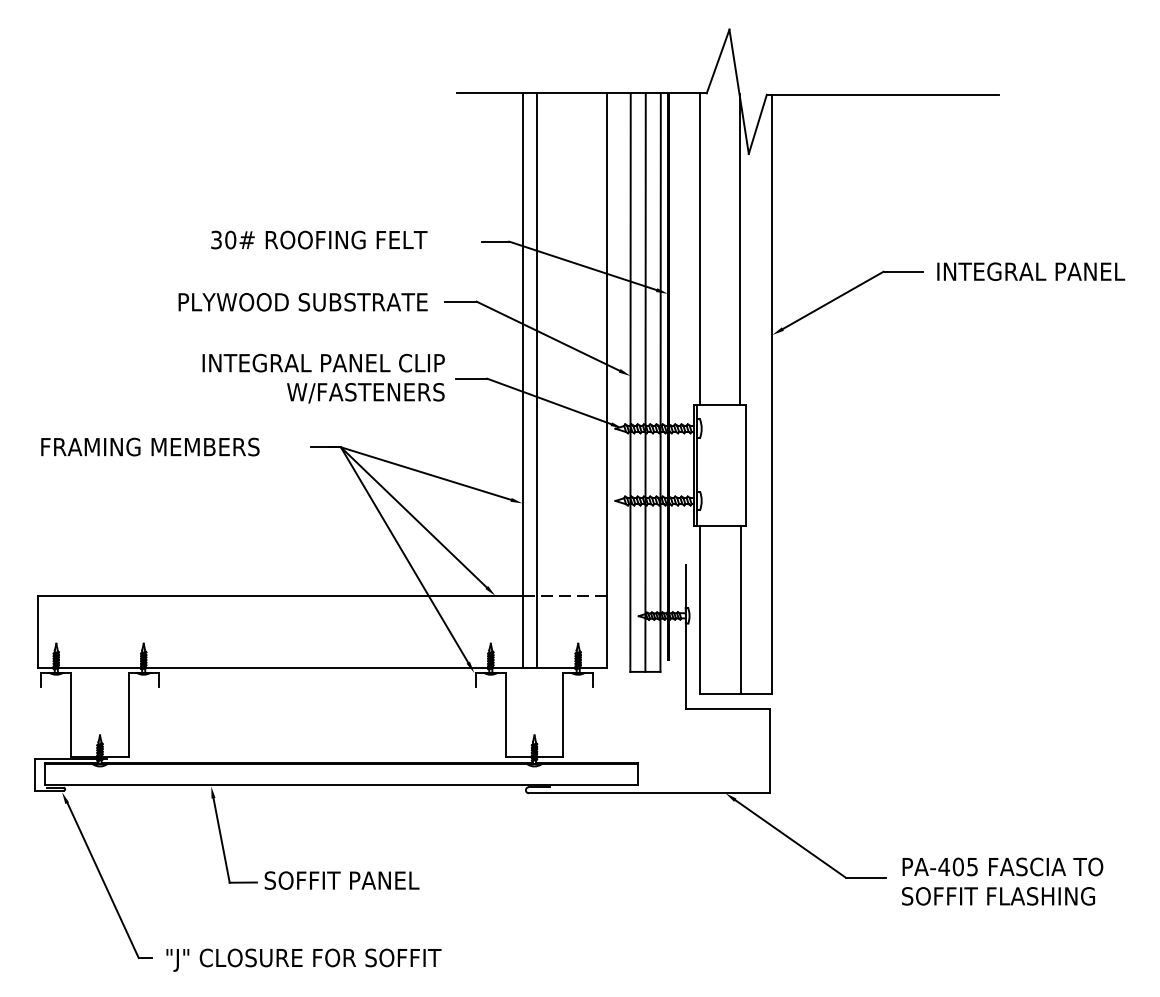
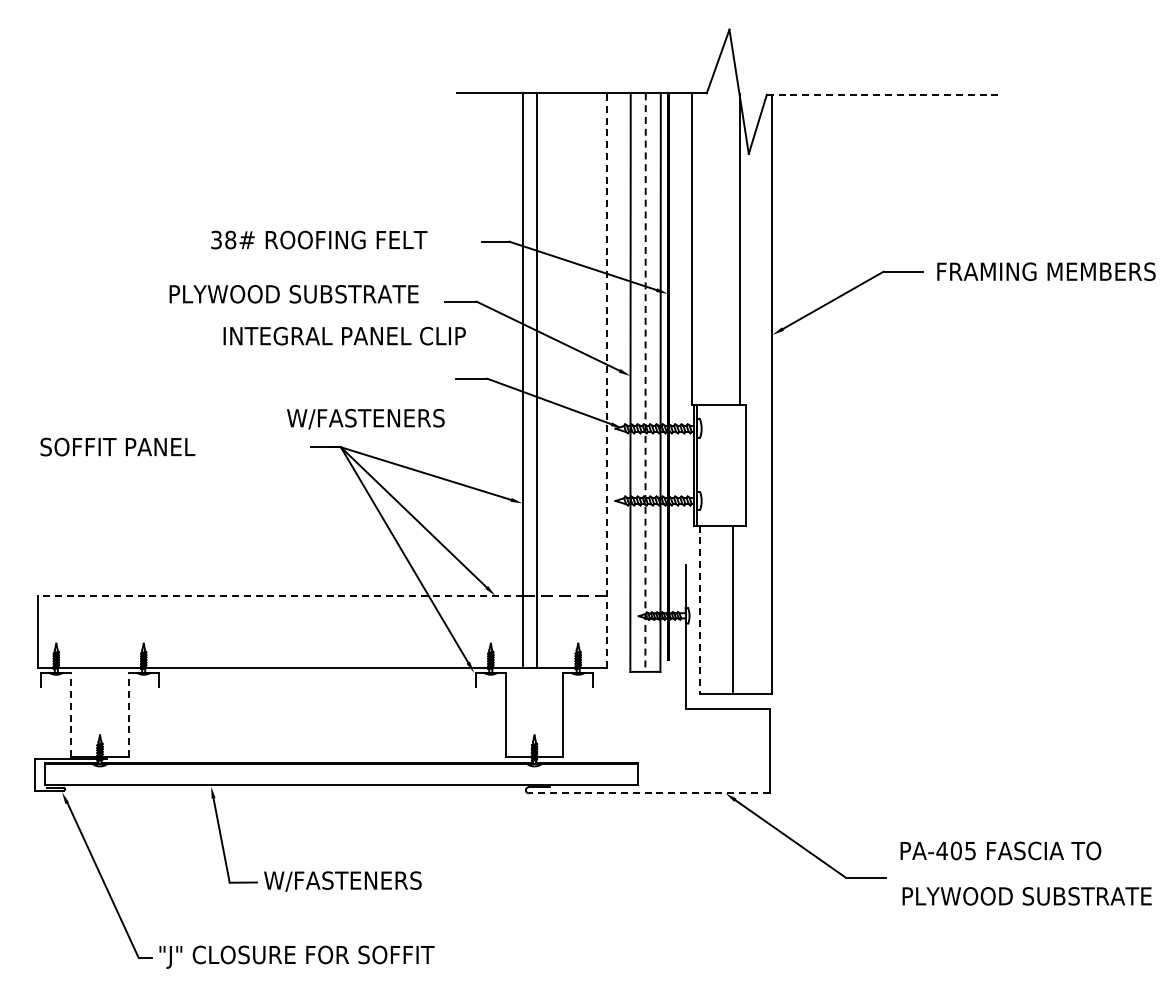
line: solid -> dashed (883, 94)
text: 30# -> 38# (230, 240)
line position: (700, 249) -> (692, 249) (692, 249)
text: INTEGRAL PANEL -> FRAMING MEMBERS (1047, 271)
text position: (302, 302) -> (293, 294) (293, 294)
text position: (323, 362) -> (344, 335) (344, 335)
line: solid -> dashed (606, 380)
line: solid -> dashed (645, 383)
text position: (365, 393) -> (365, 419) (365, 419)
text: FRAMING MEMBERS -> SOFFIT PANEL (149, 446)
line: solid -> dashed (279, 595)
line position: (740, 609) -> (732, 609) (732, 609)
line: solid -> dashed (700, 610)
line: solid -> dashed (71, 714)
line: solid -> dashed (128, 714)
line: solid -> dashed (648, 793)
text position: (1002, 866) -> (1000, 850) (1000, 850)
text: SOFFIT PANEL -> W/FASTENERS (342, 881)
text: SOFFIT FLASHING -> PLYWOOD SUBSTRATE (1026, 896)
text position: (303, 959) -> (296, 956) (296, 956)
